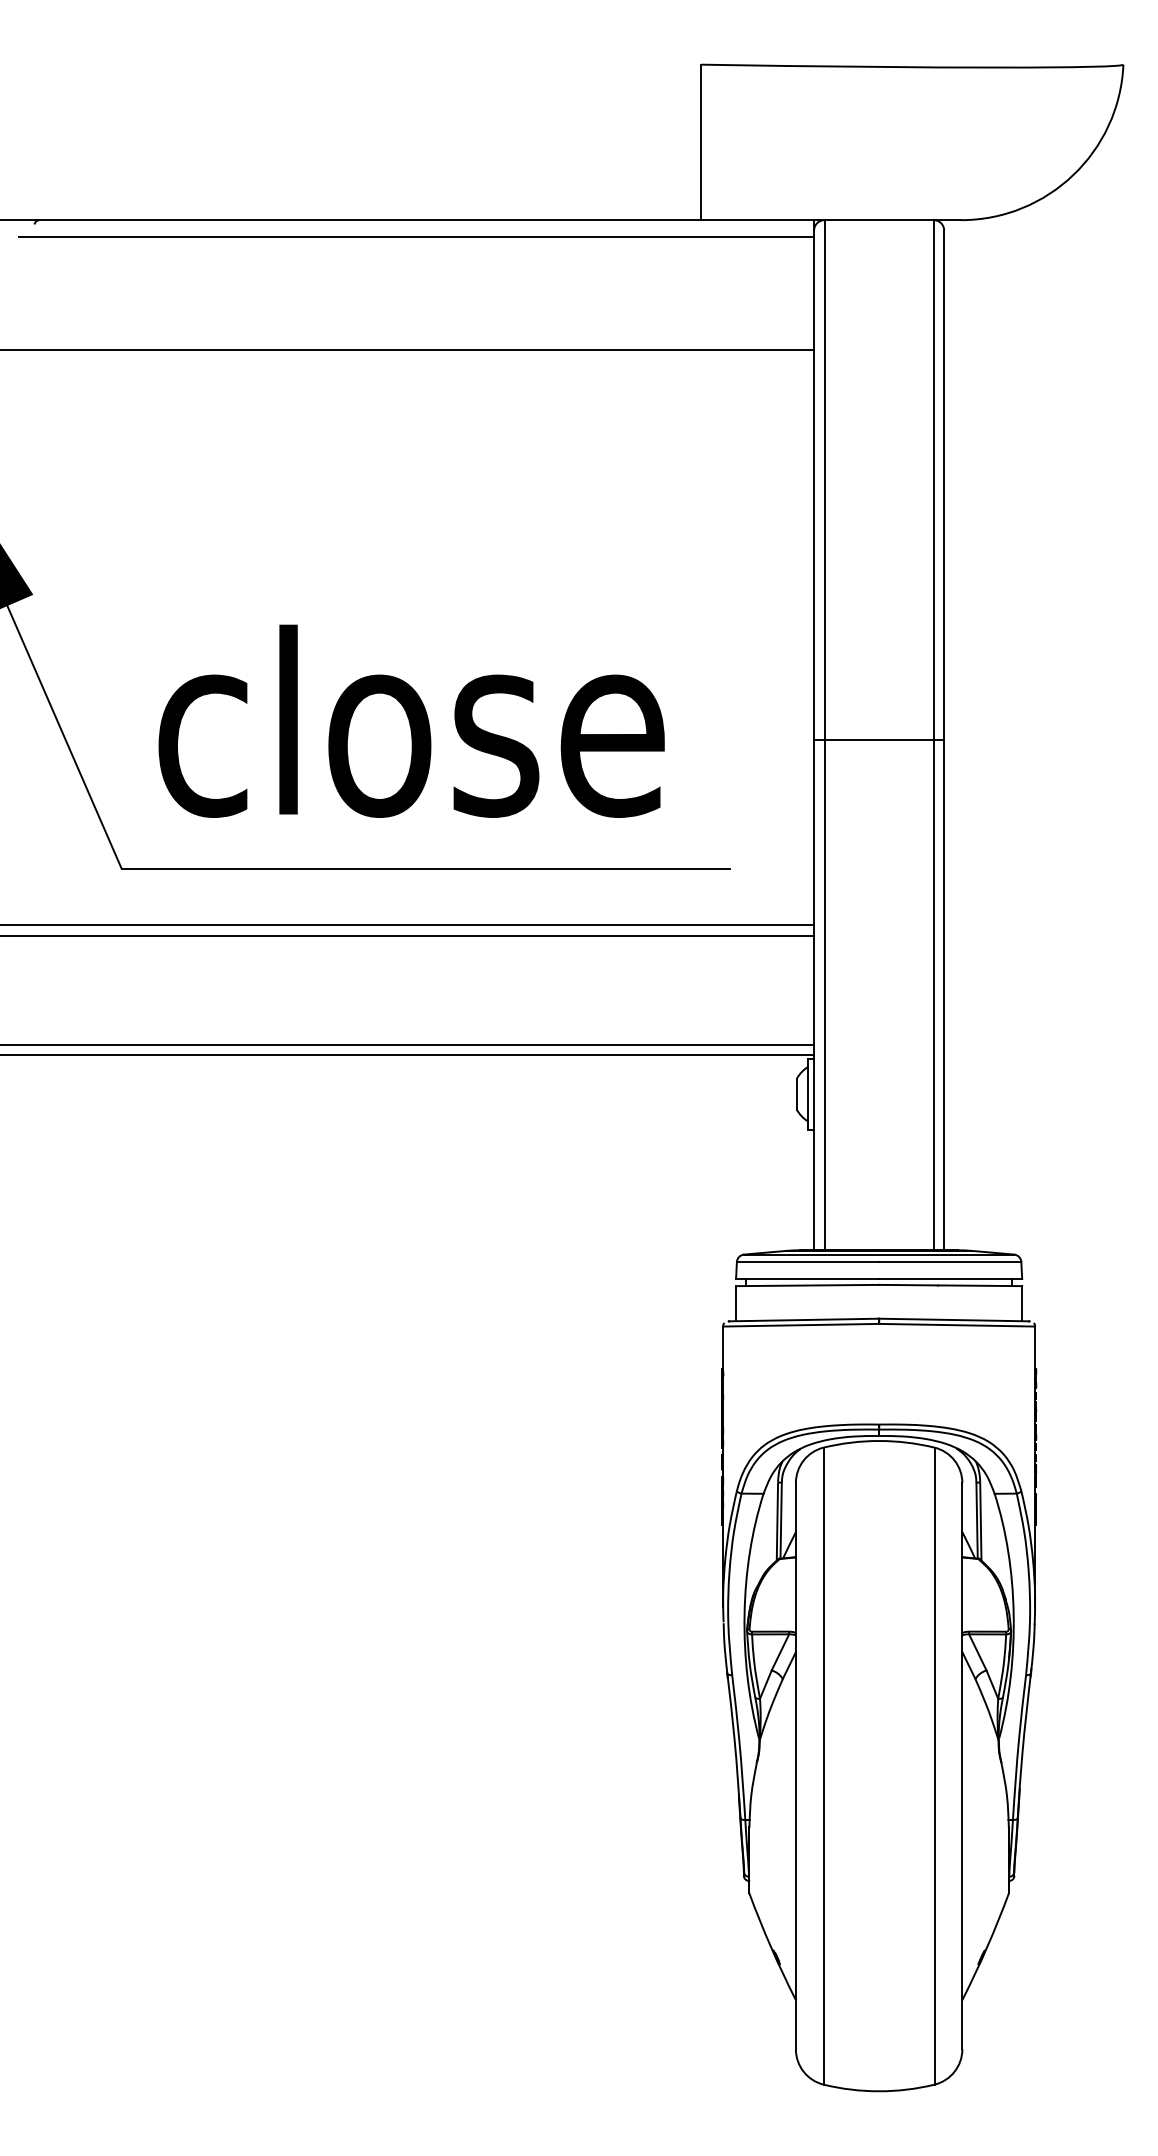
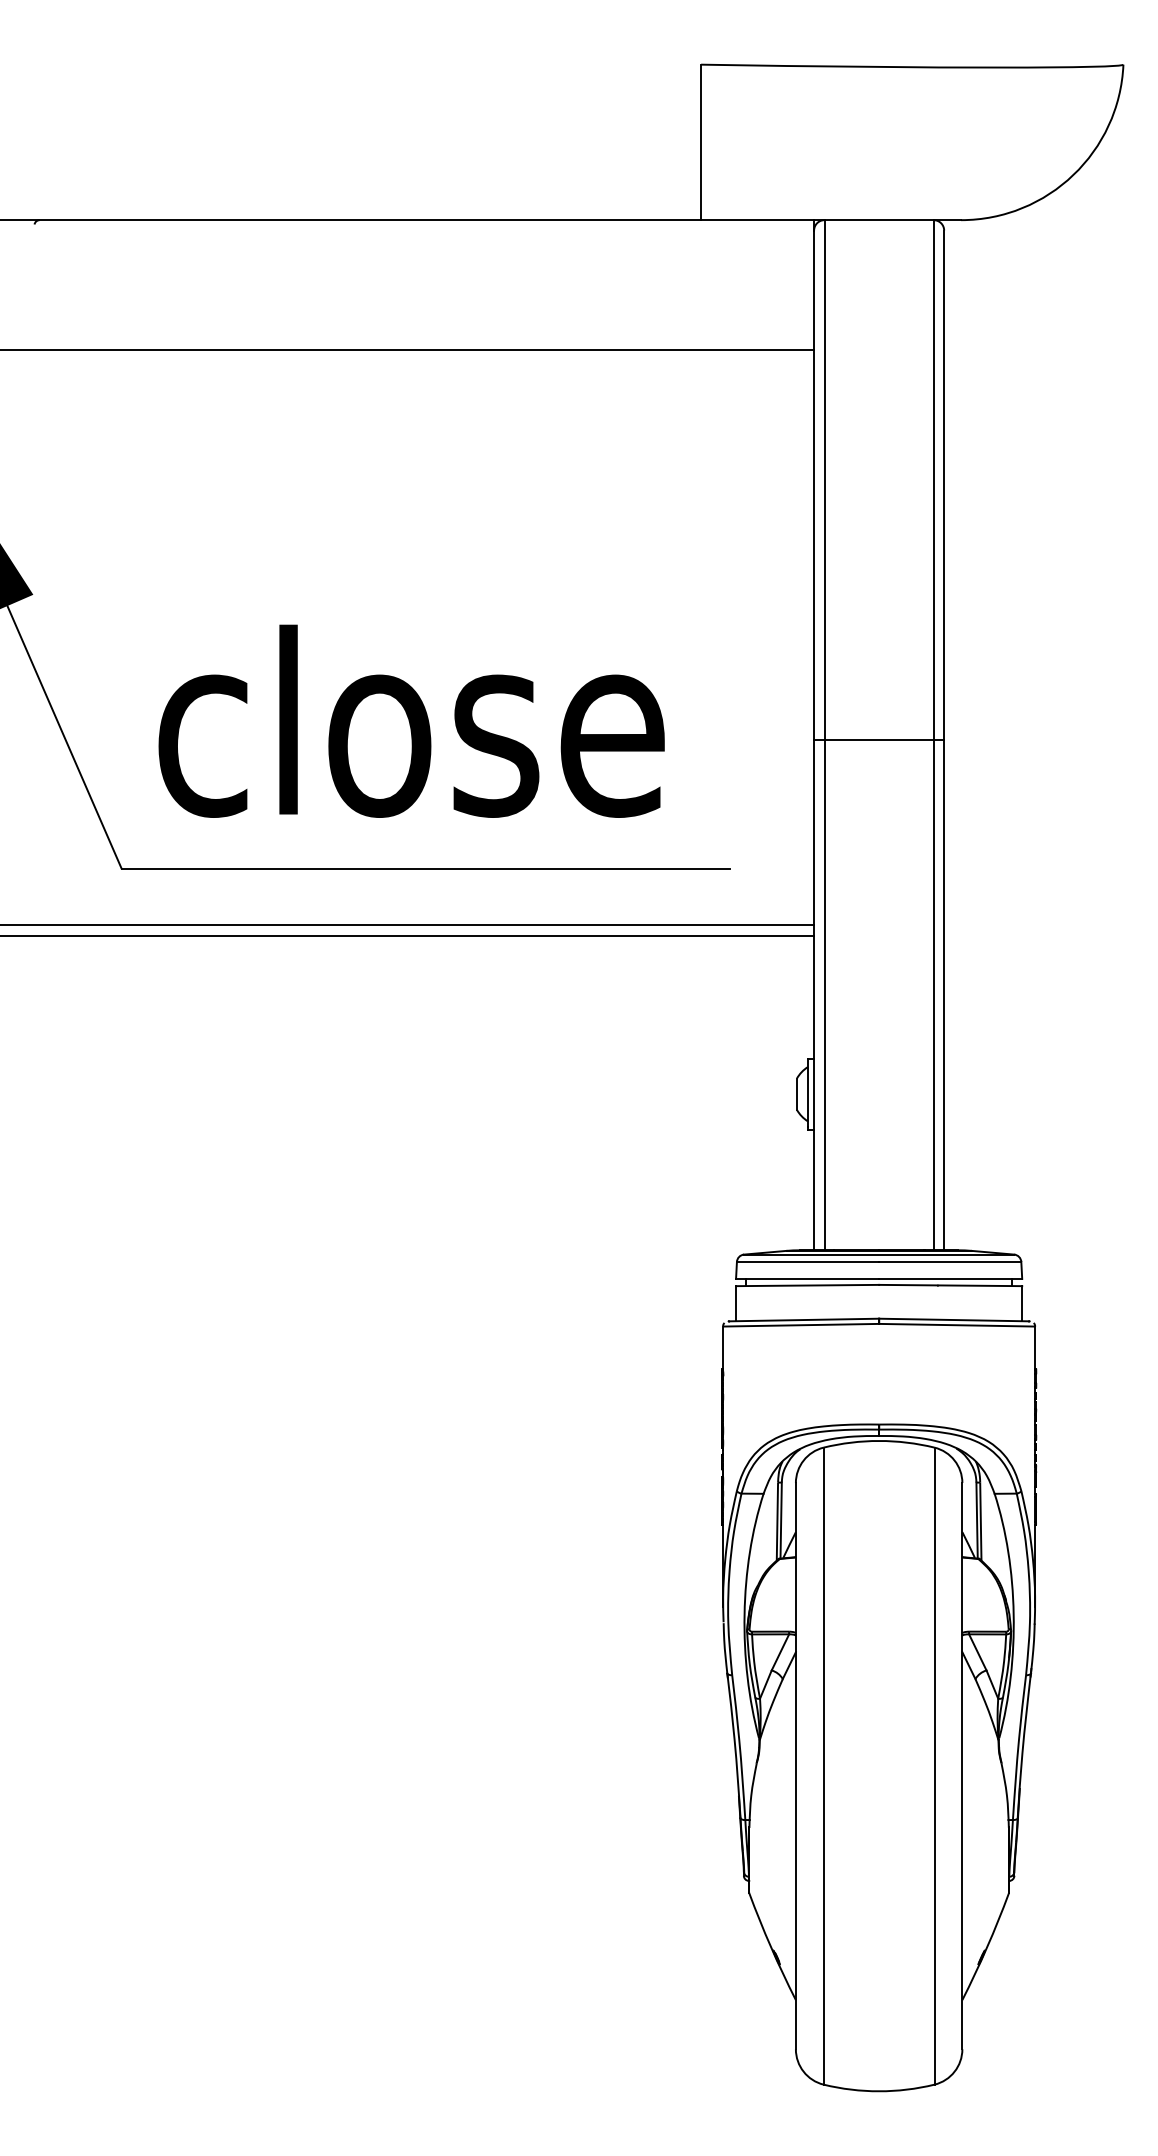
line: present -> none (416, 237)
line: present -> none (408, 1044)
line: present -> none (408, 1055)
